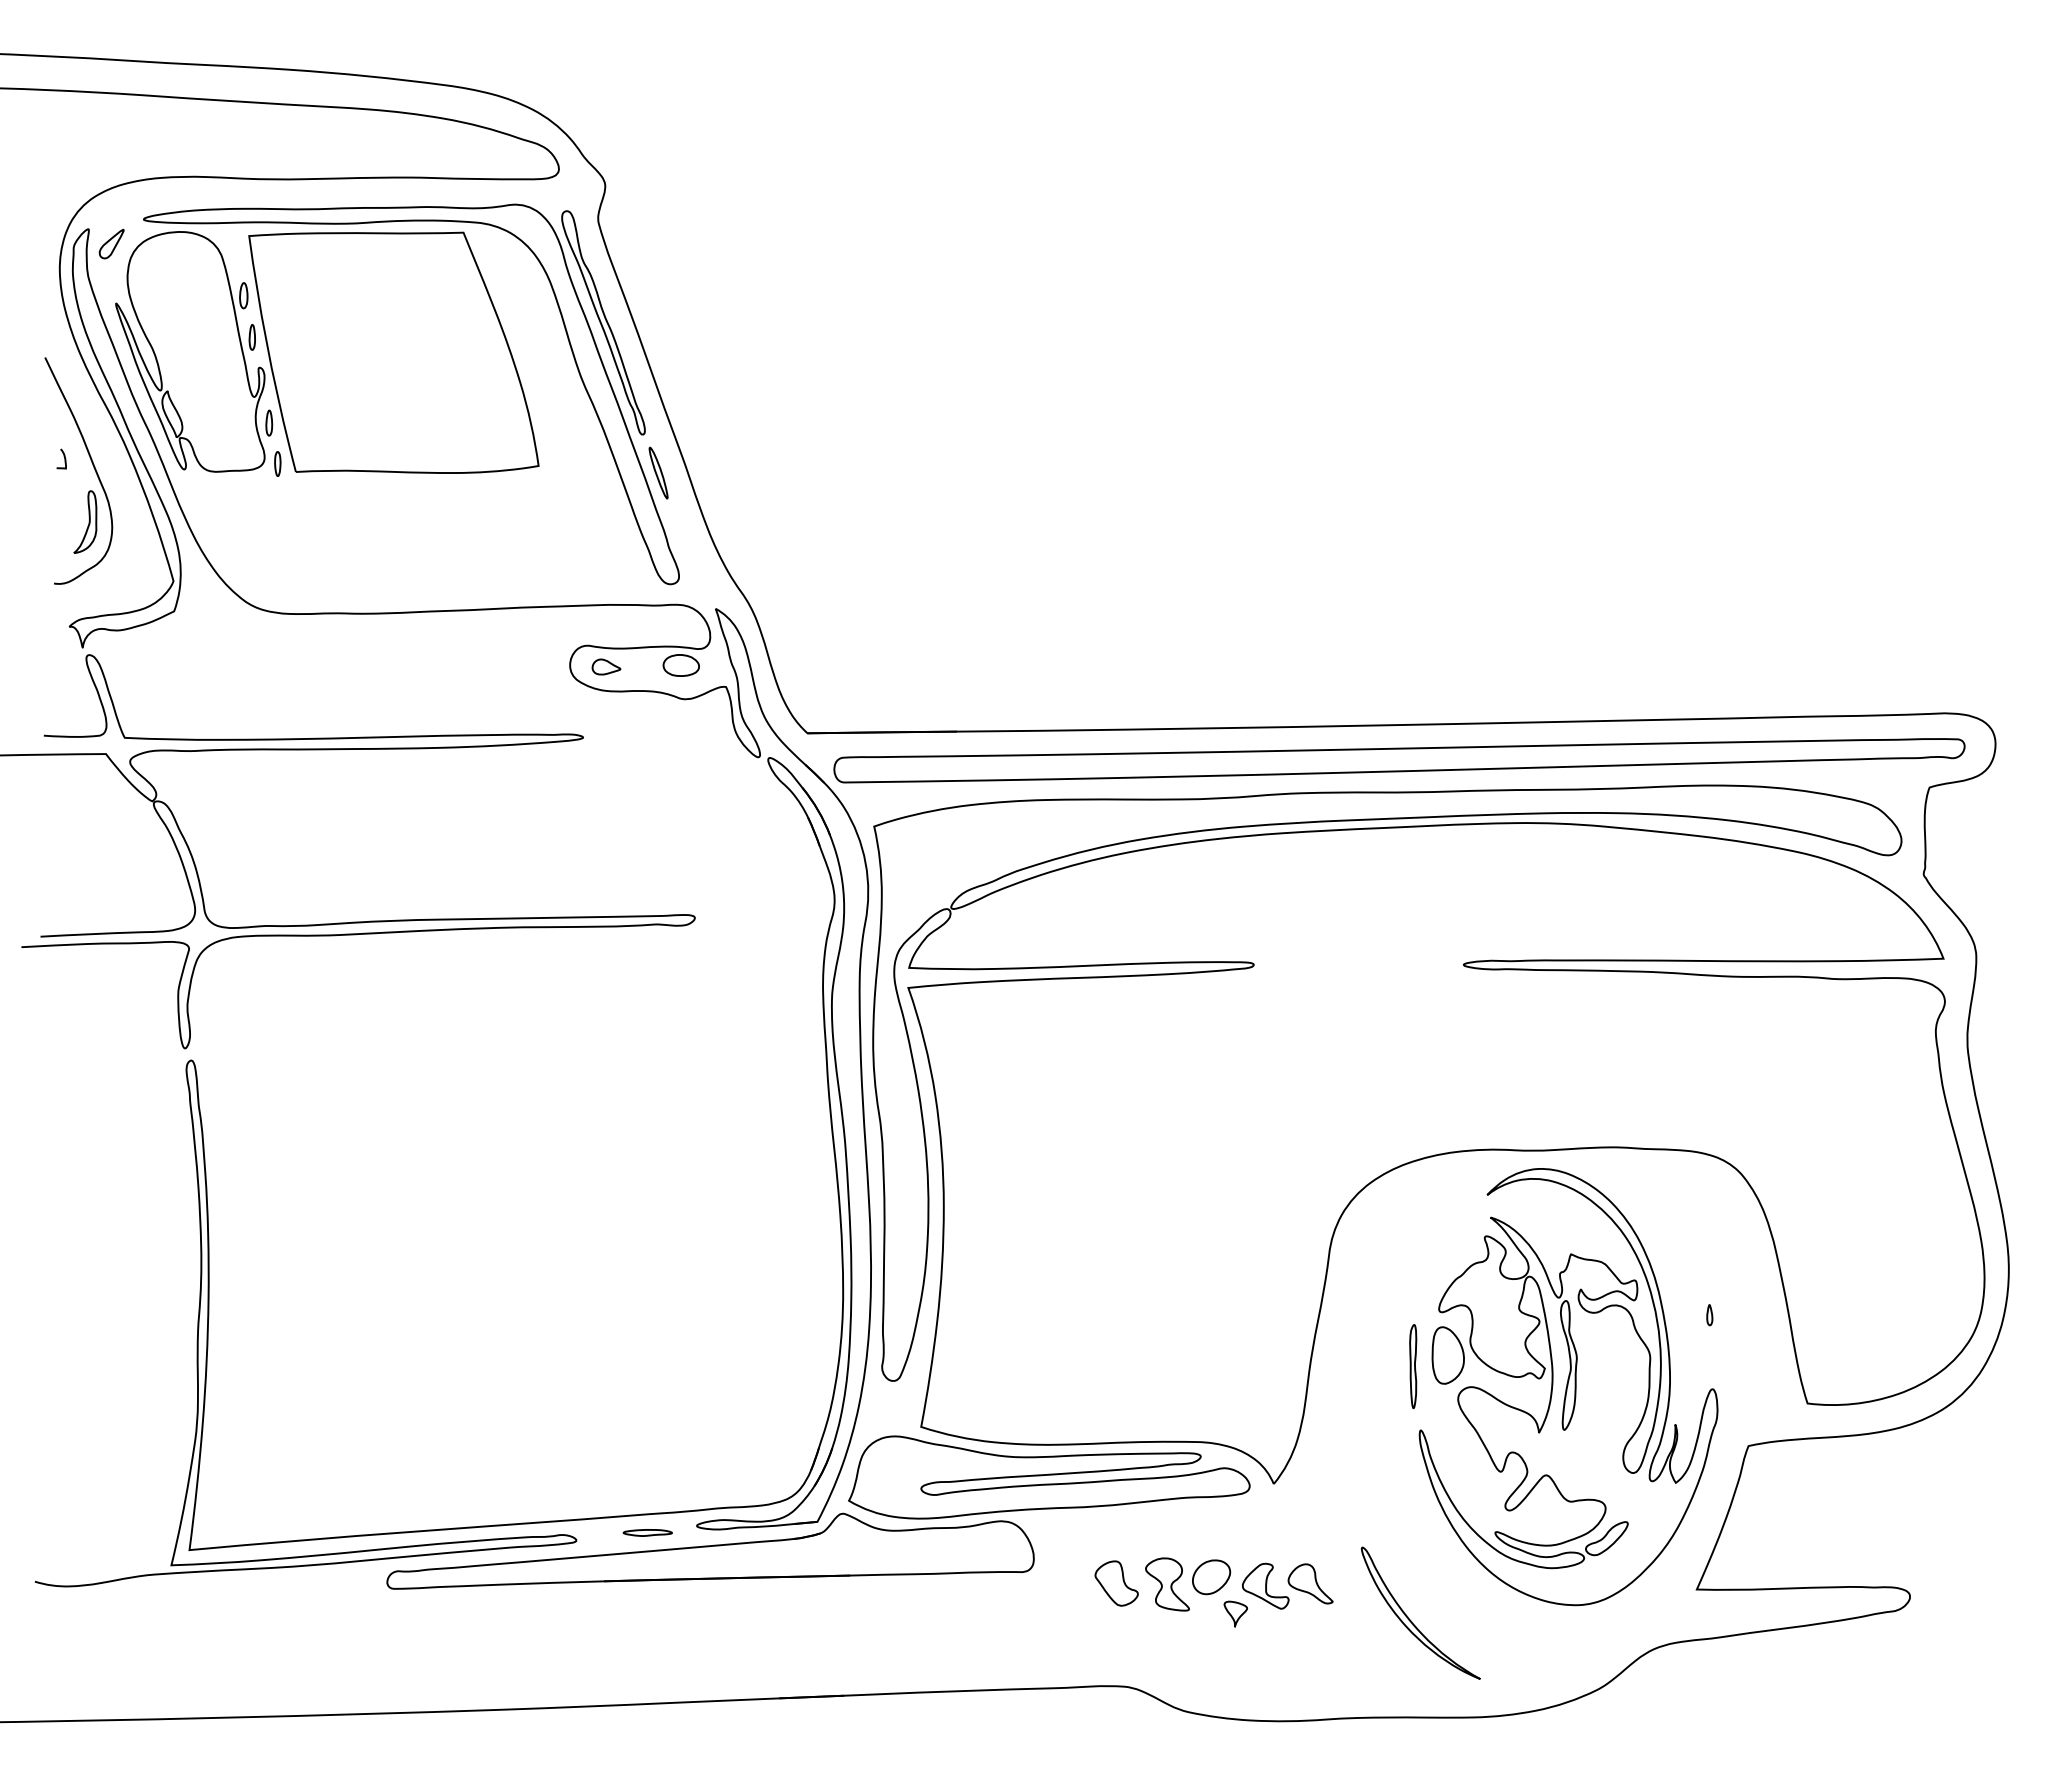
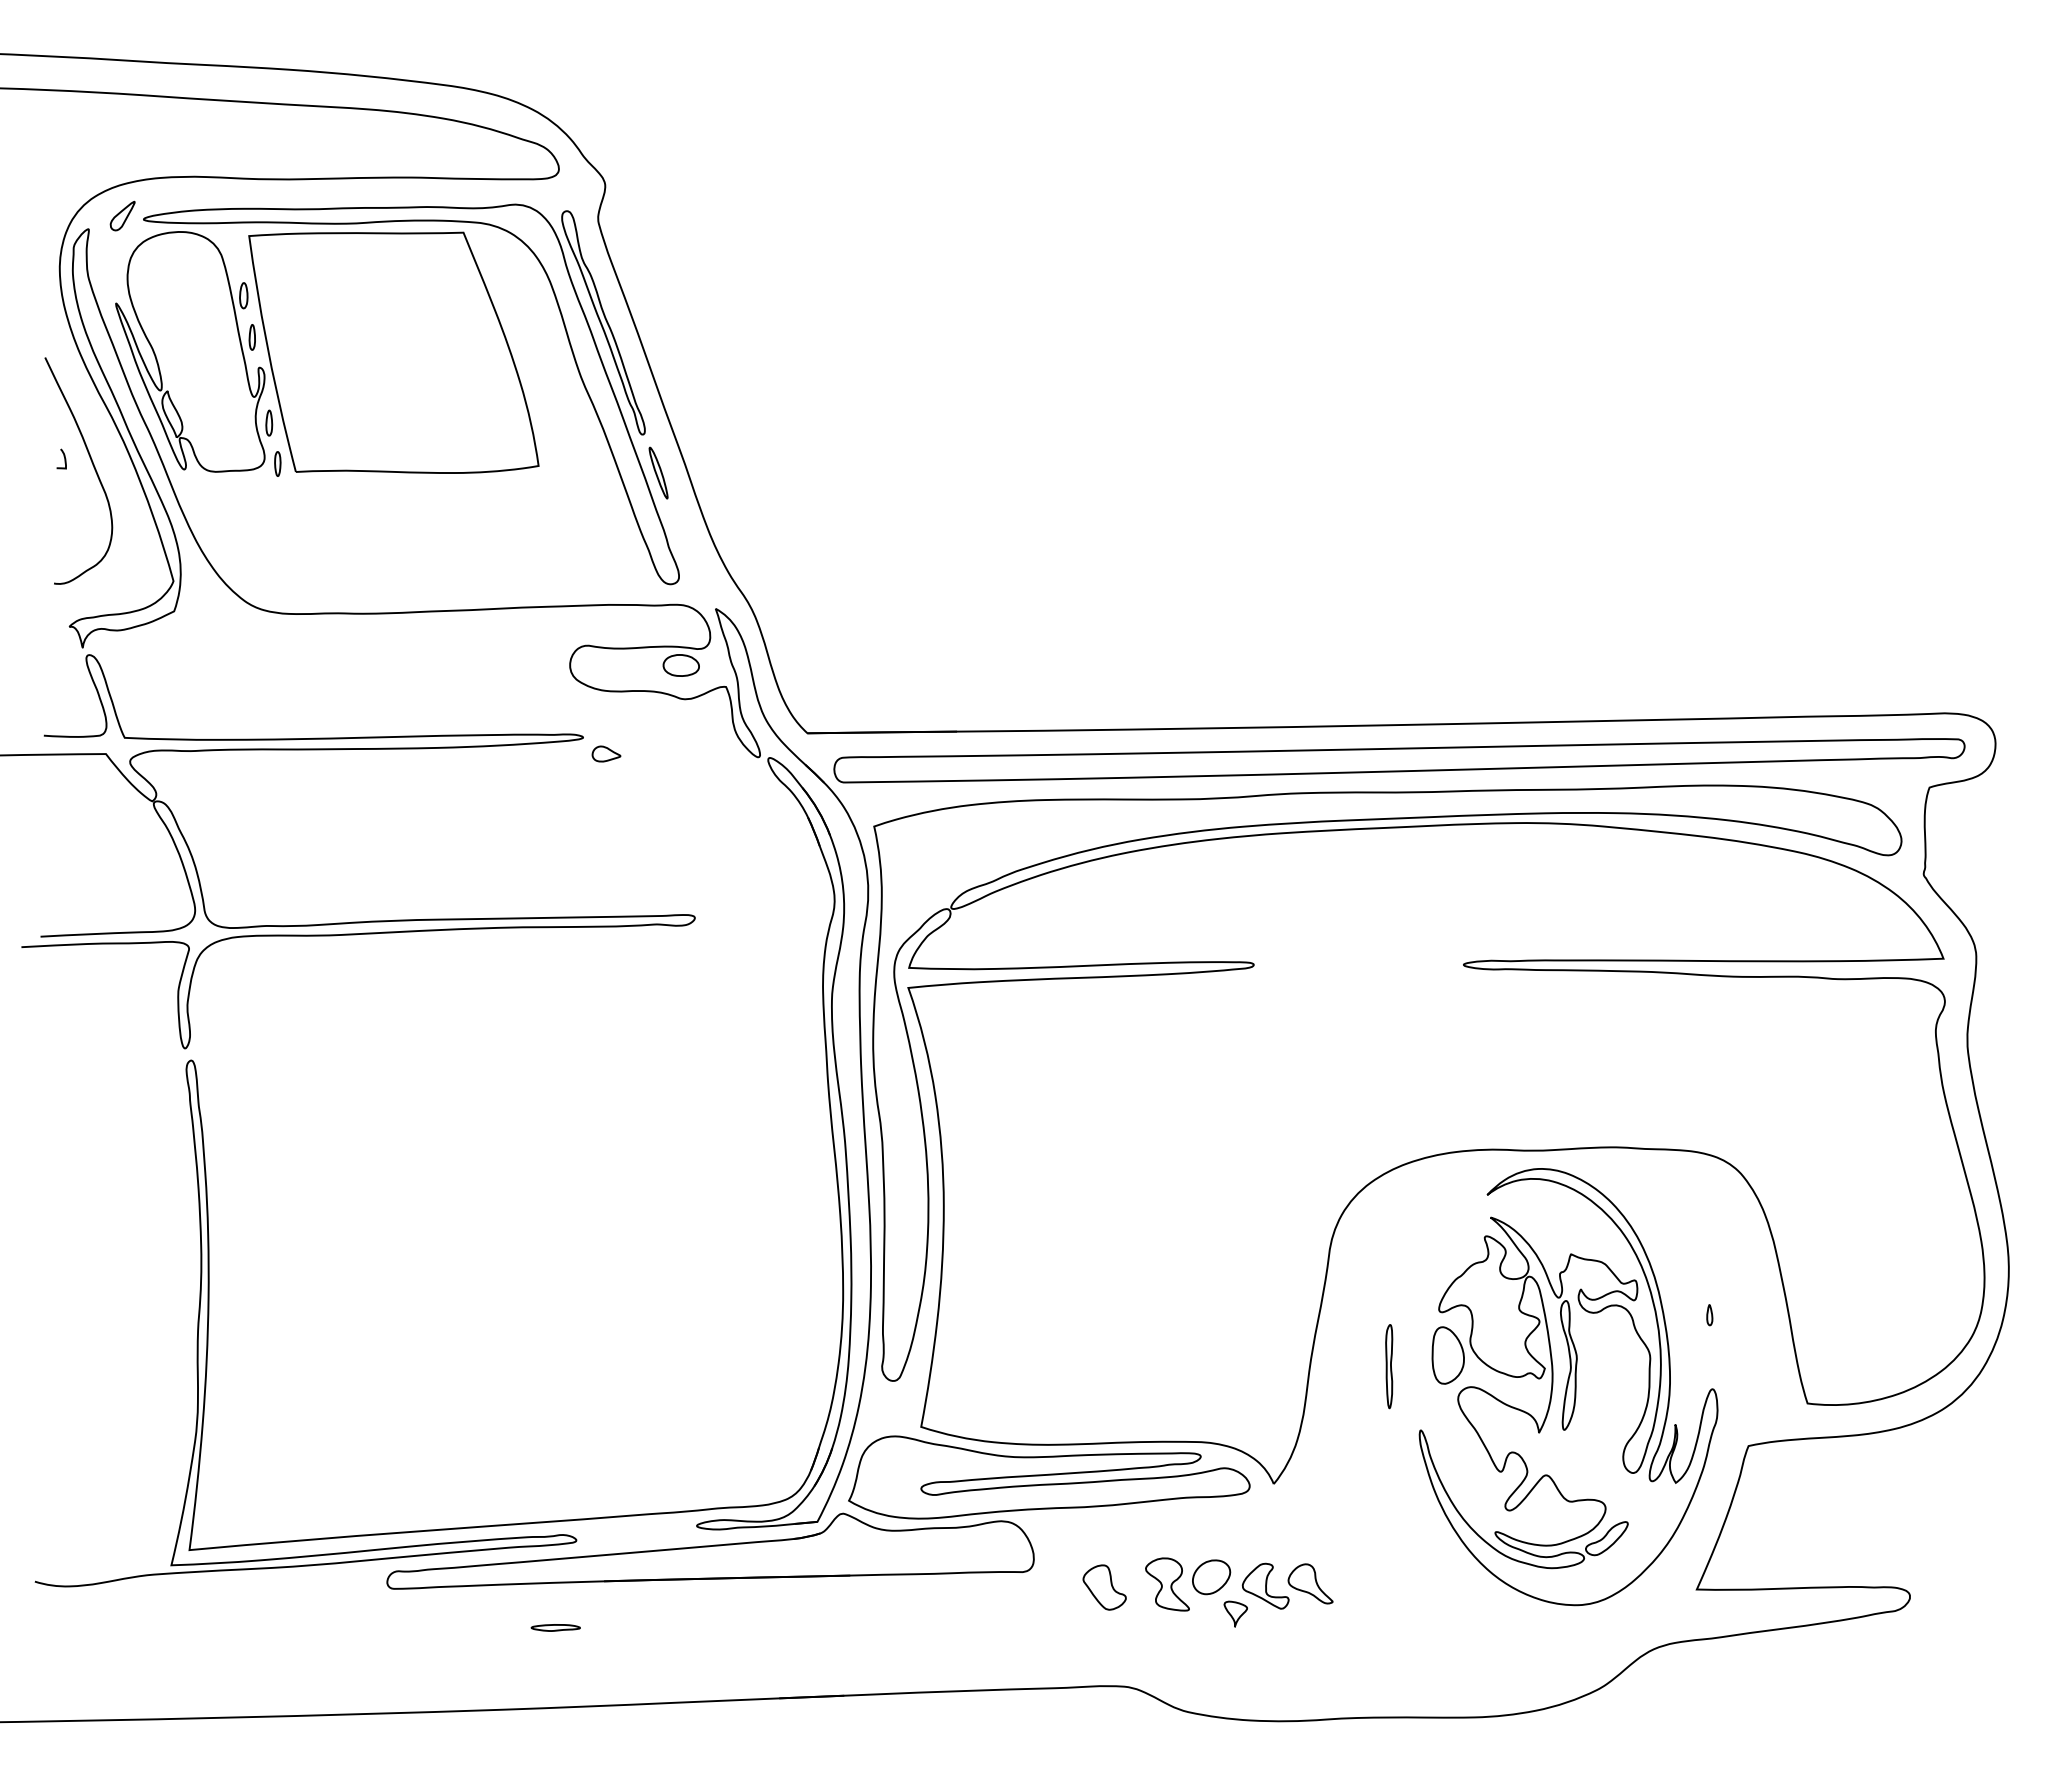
part position: (111, 243) -> (122, 215) (122, 215)
part: present -> none (85, 521)
part position: (606, 666) -> (606, 753) (606, 753)
part position: (1413, 1366) -> (1389, 1366) (1389, 1366)
part position: (647, 1532) -> (555, 1627) (555, 1627)
part position: (1116, 1583) -> (1104, 1587) (1104, 1587)
part: present -> none (1411, 1620)
